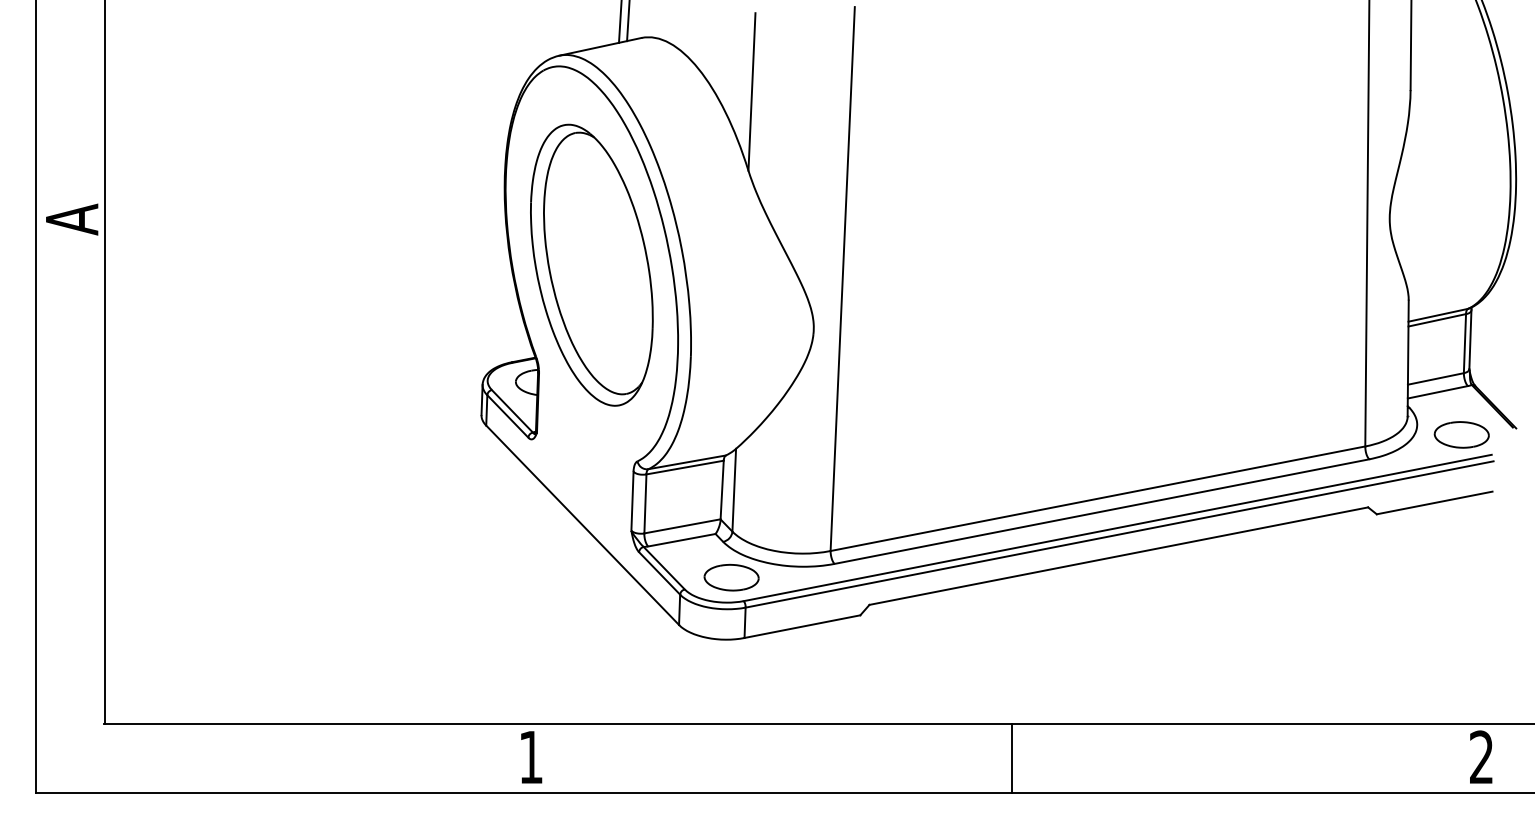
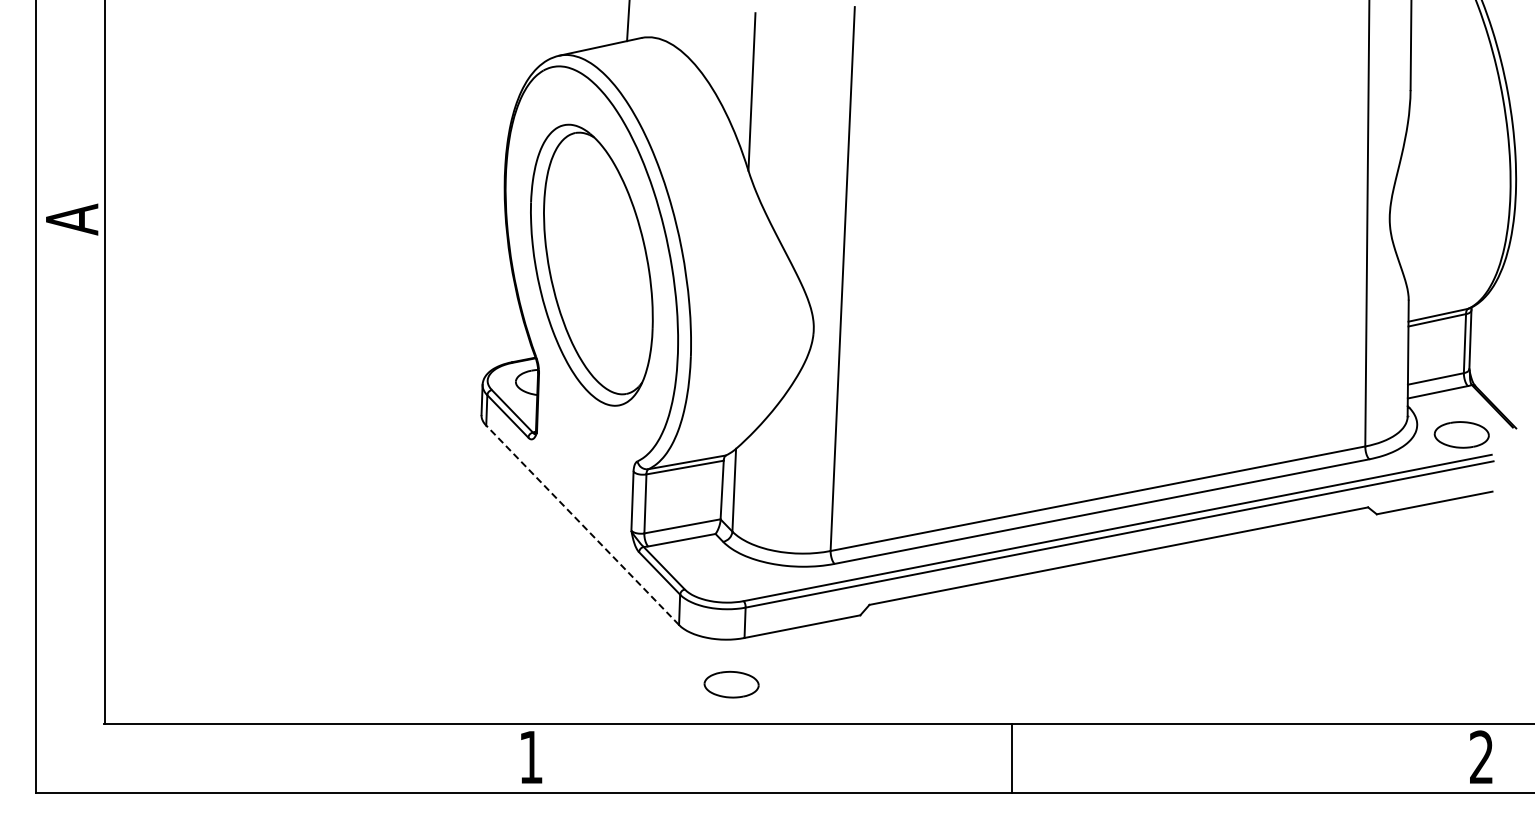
line: present -> none (619, 22)
line: solid -> dashed (582, 525)
part position: (731, 577) -> (731, 684) (731, 684)
